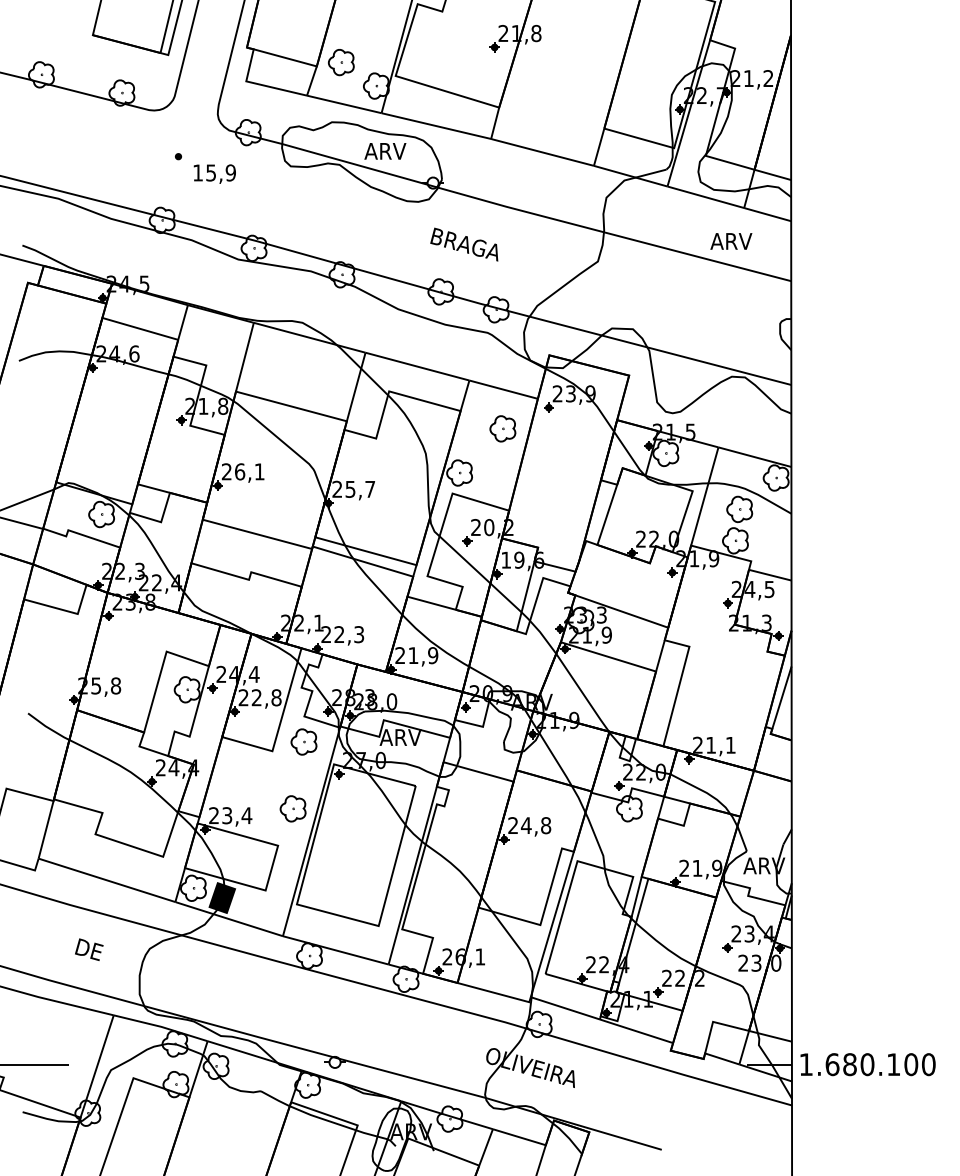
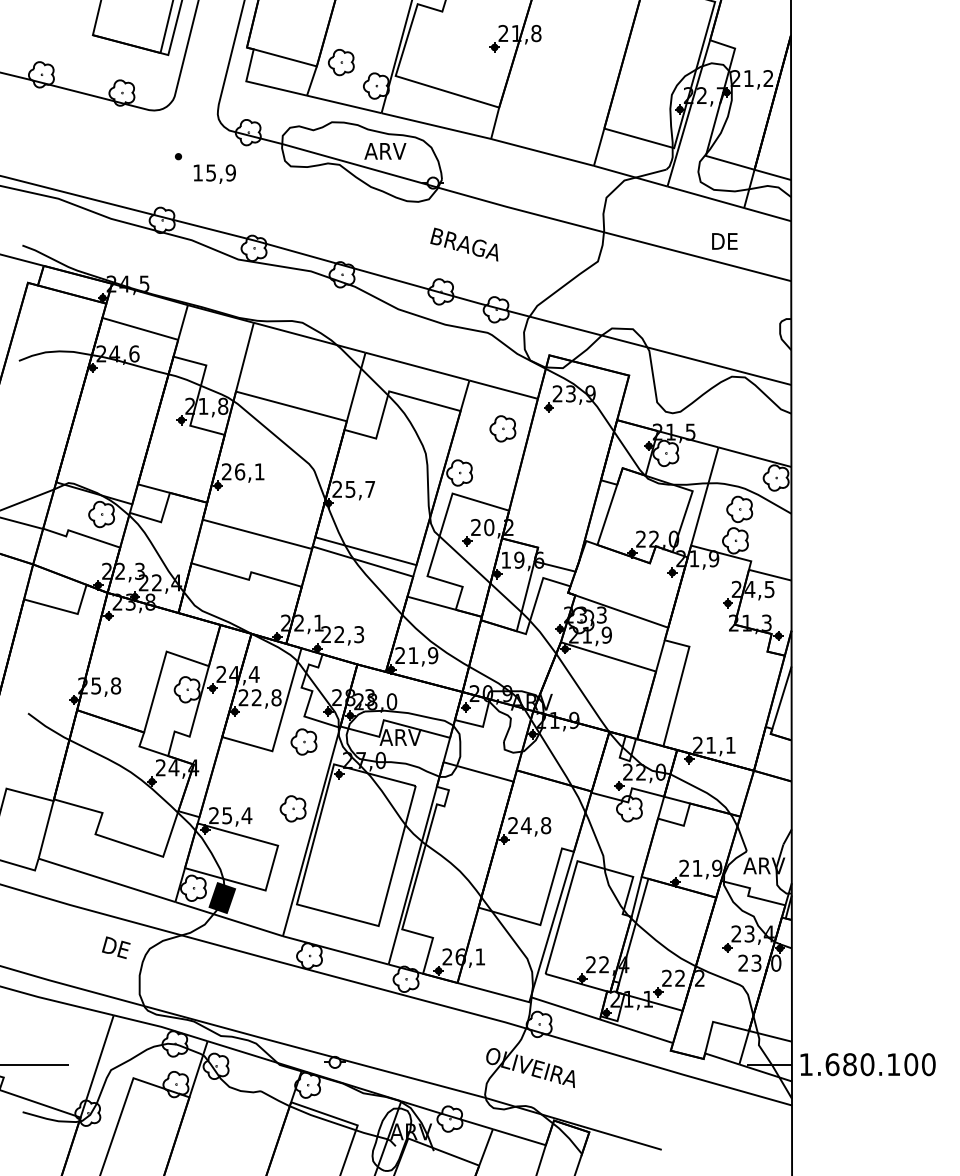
text: ARV -> DE (731, 241)
text: 23,4 -> 25,4 (227, 815)
text position: (89, 949) -> (116, 947) (116, 947)
